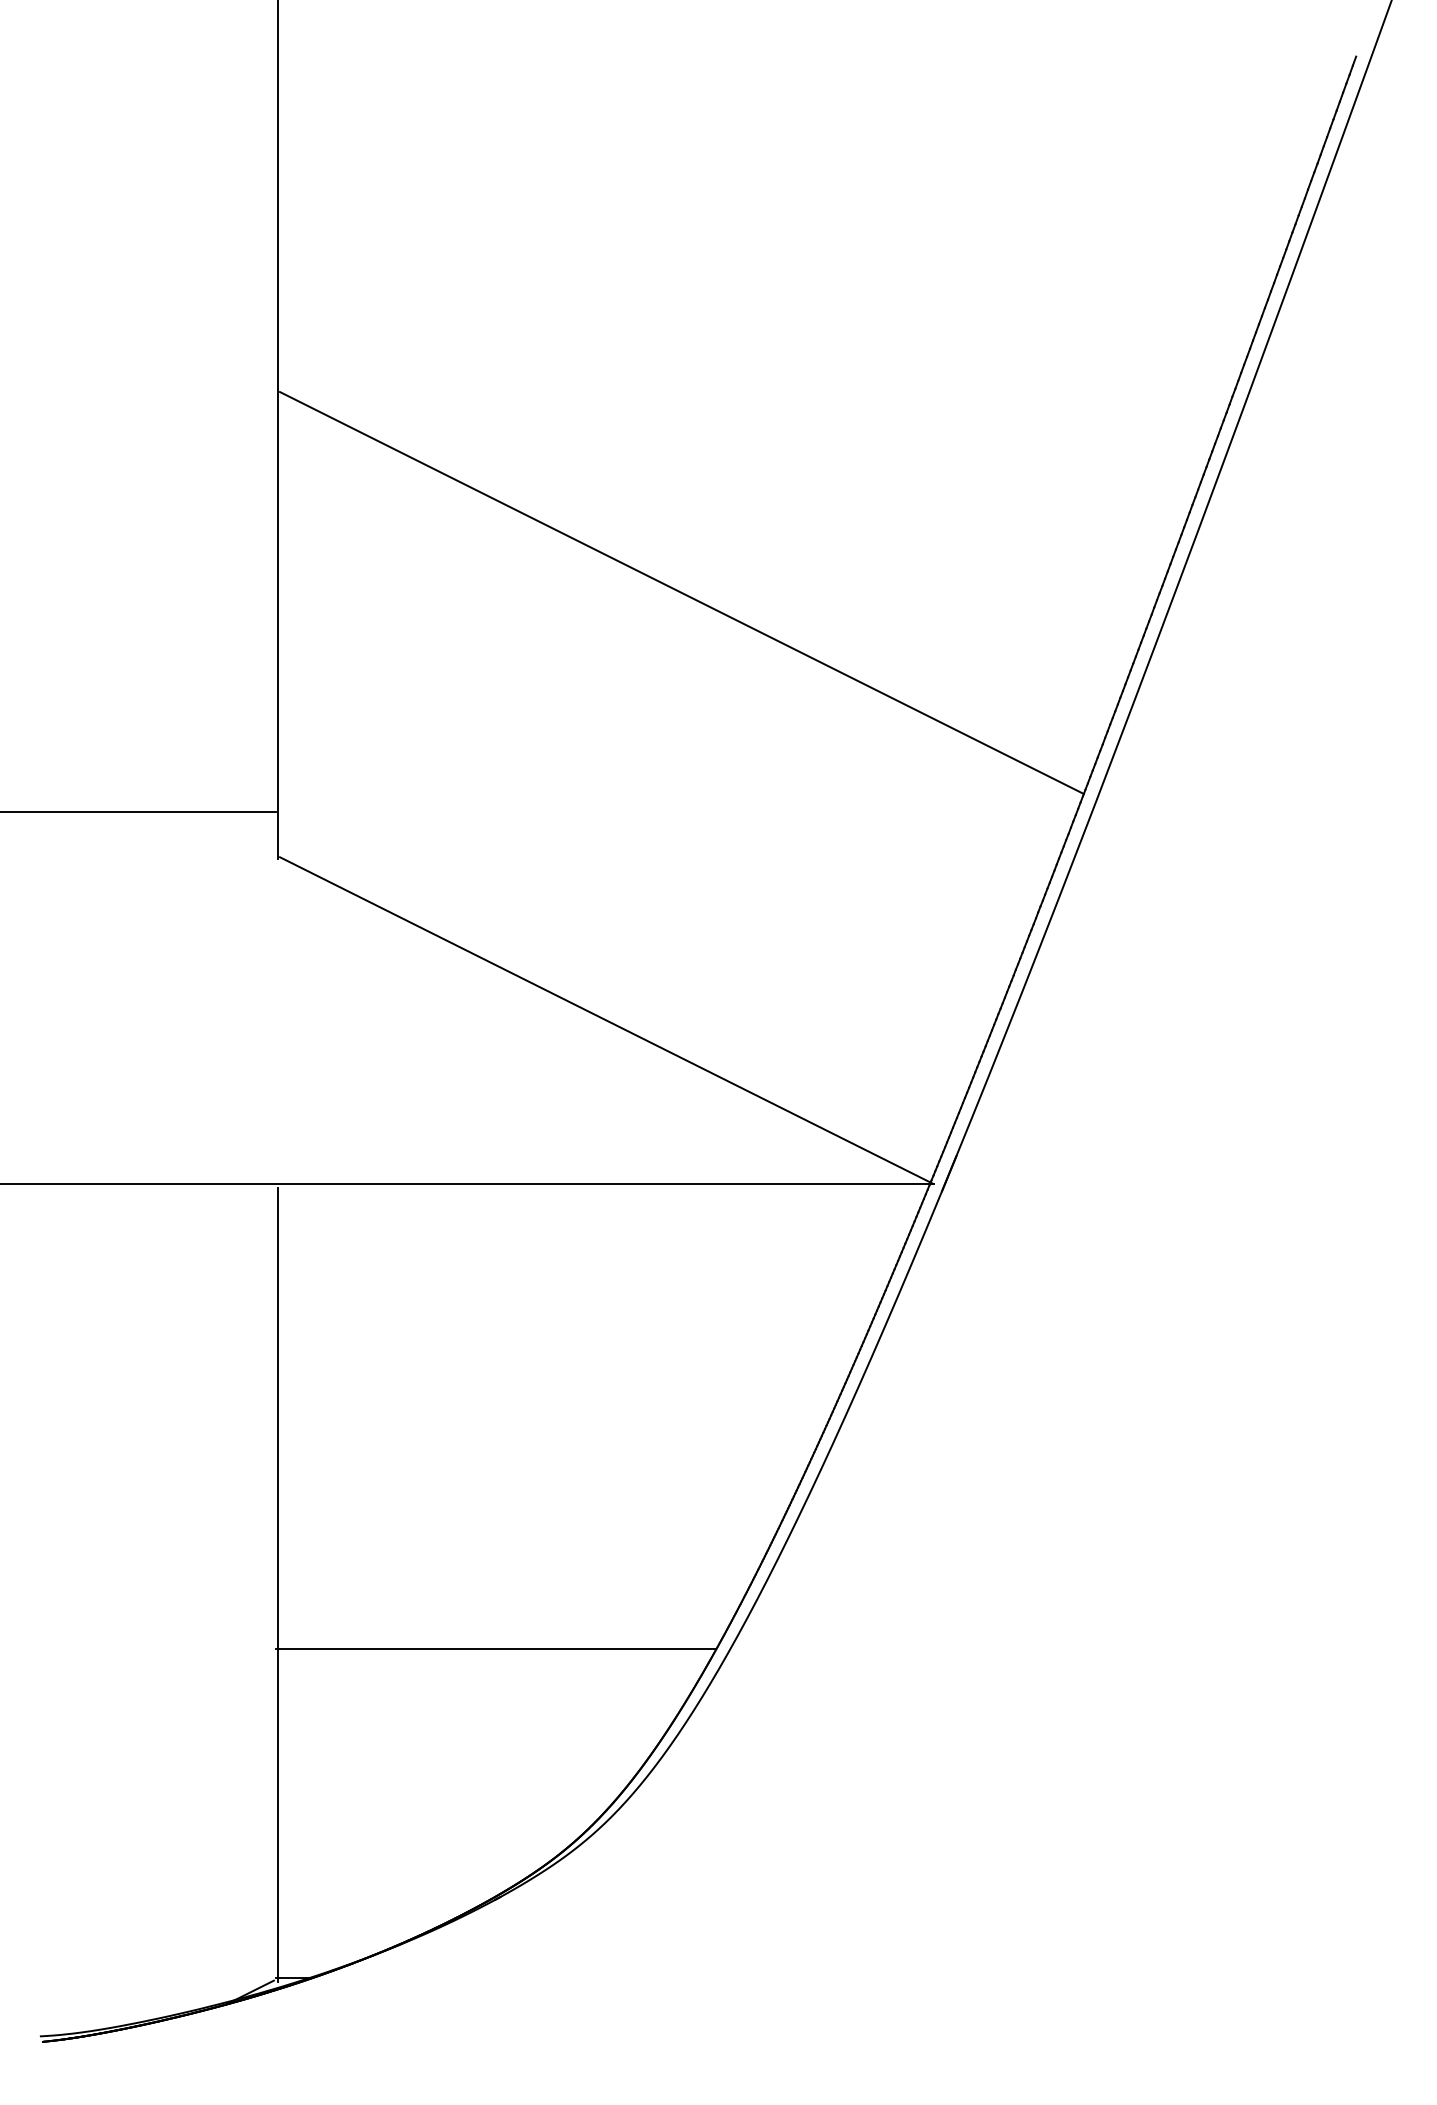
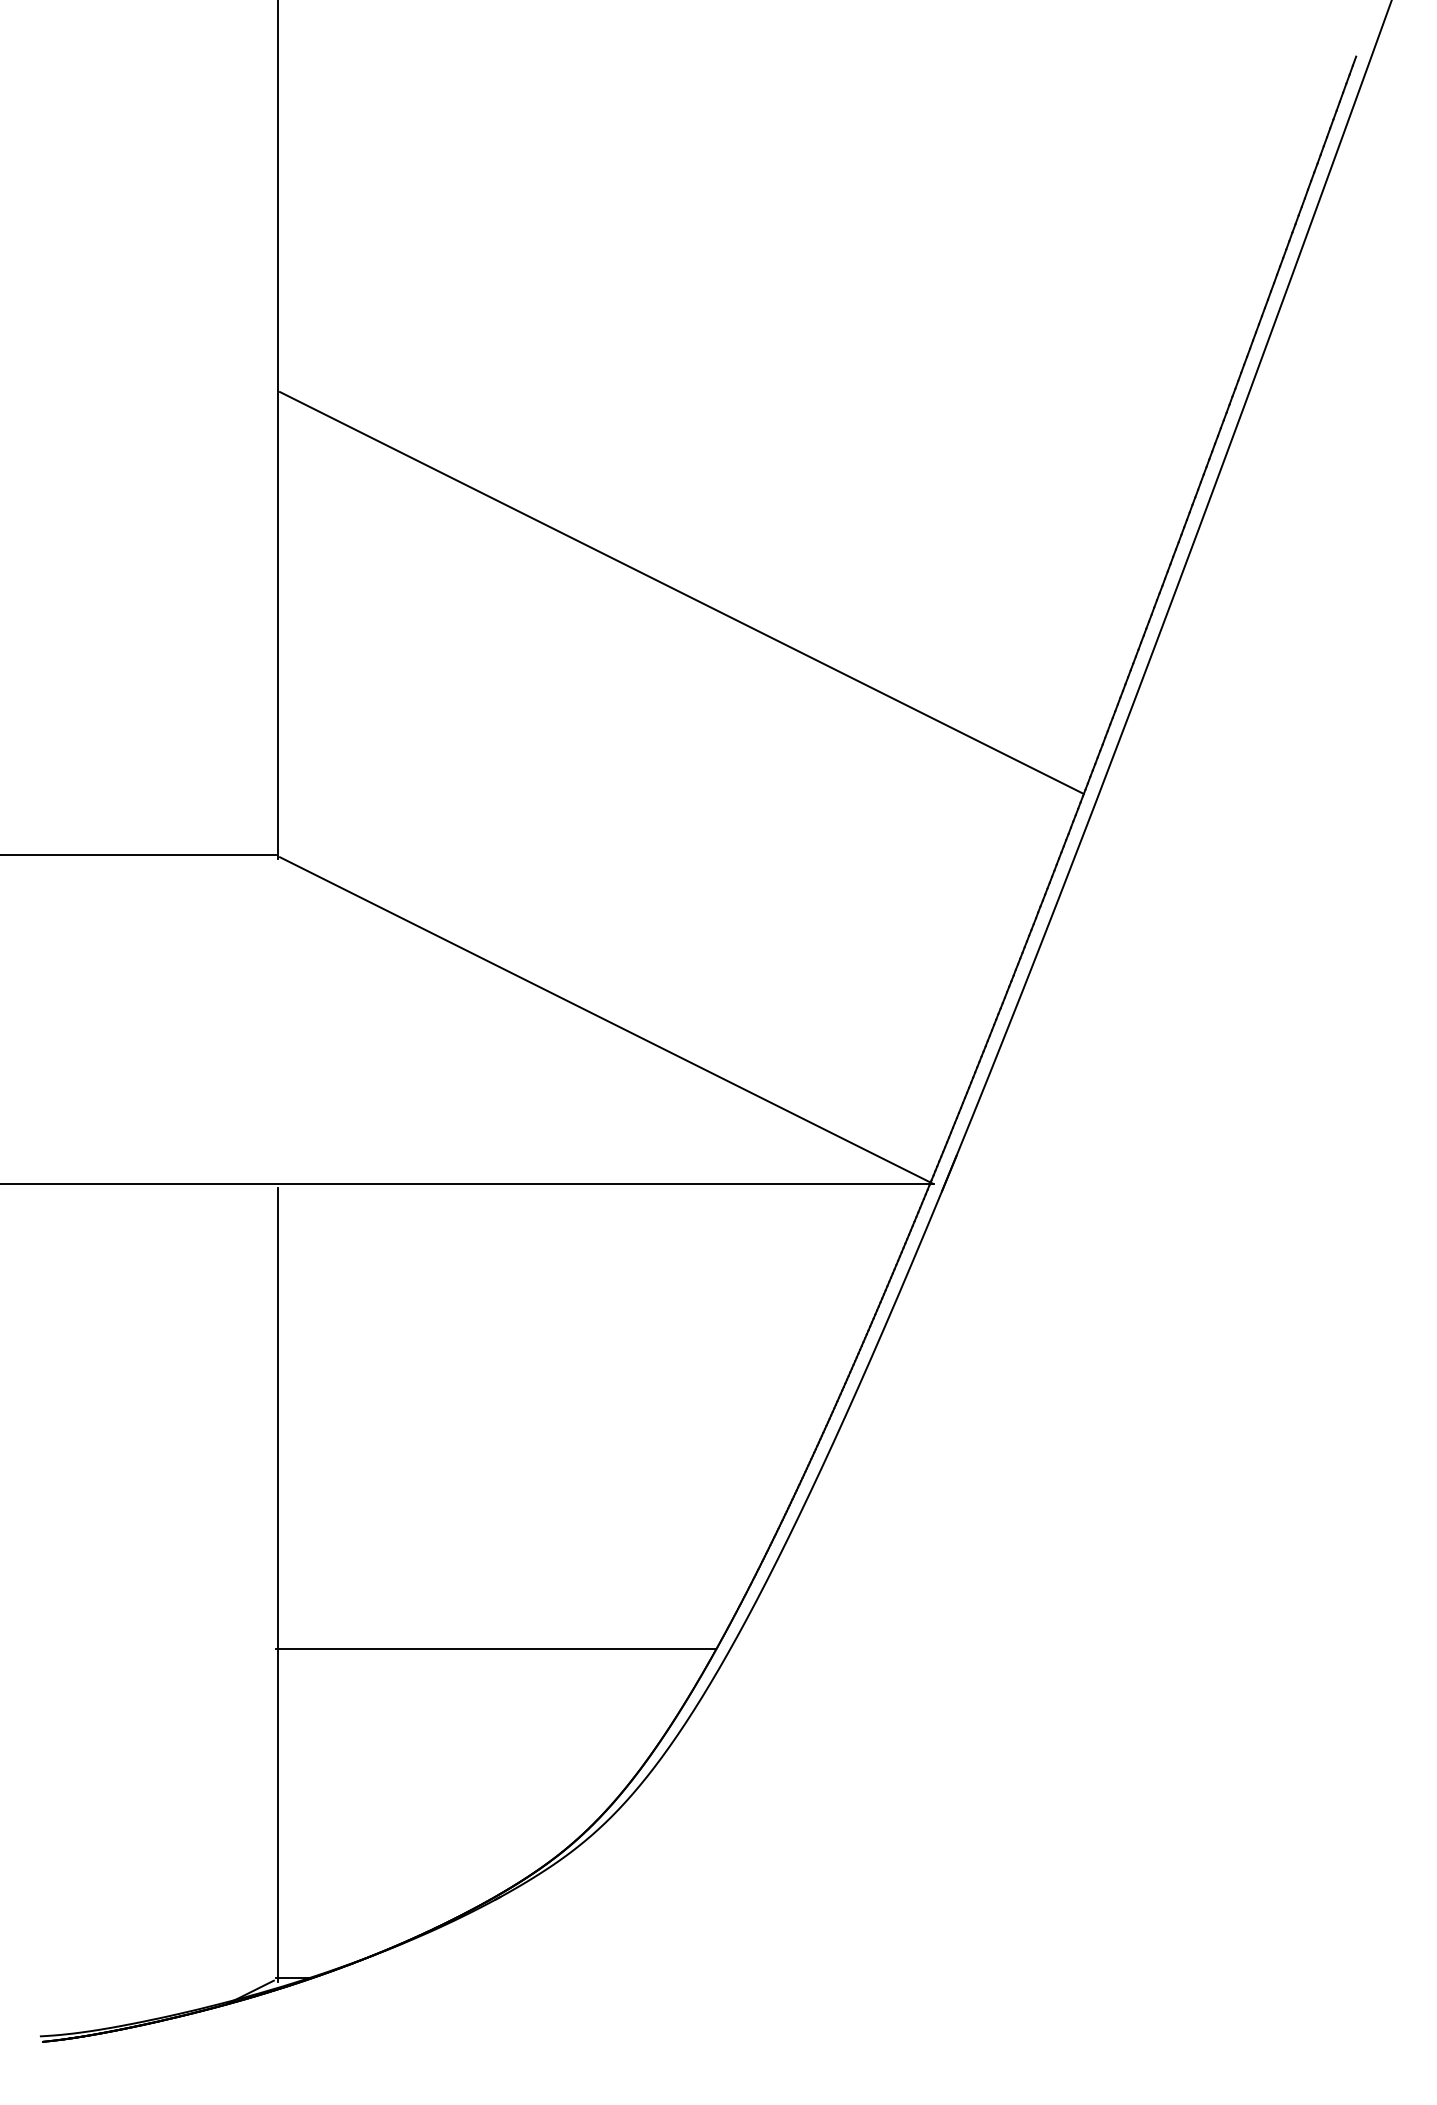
line position: (139, 811) -> (139, 854) (139, 854)
